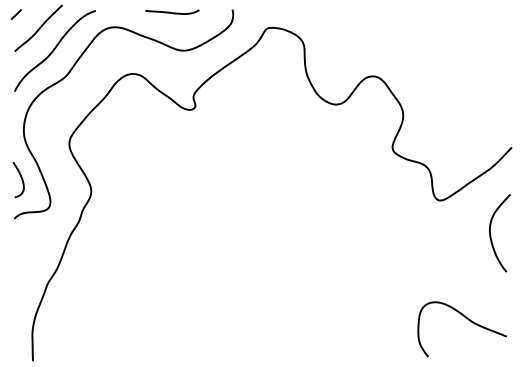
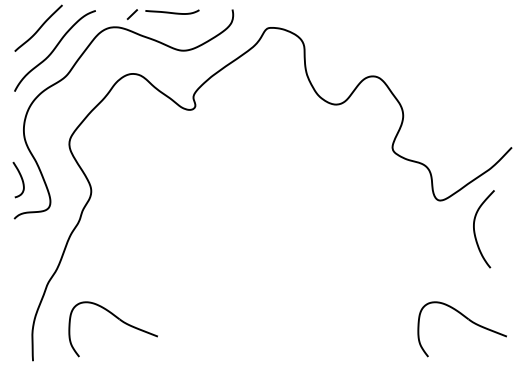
line position: (15, 14) -> (131, 14) (131, 14)
curve position: (491, 235) -> (475, 231) (475, 231)
part: none -> present (120, 321)
